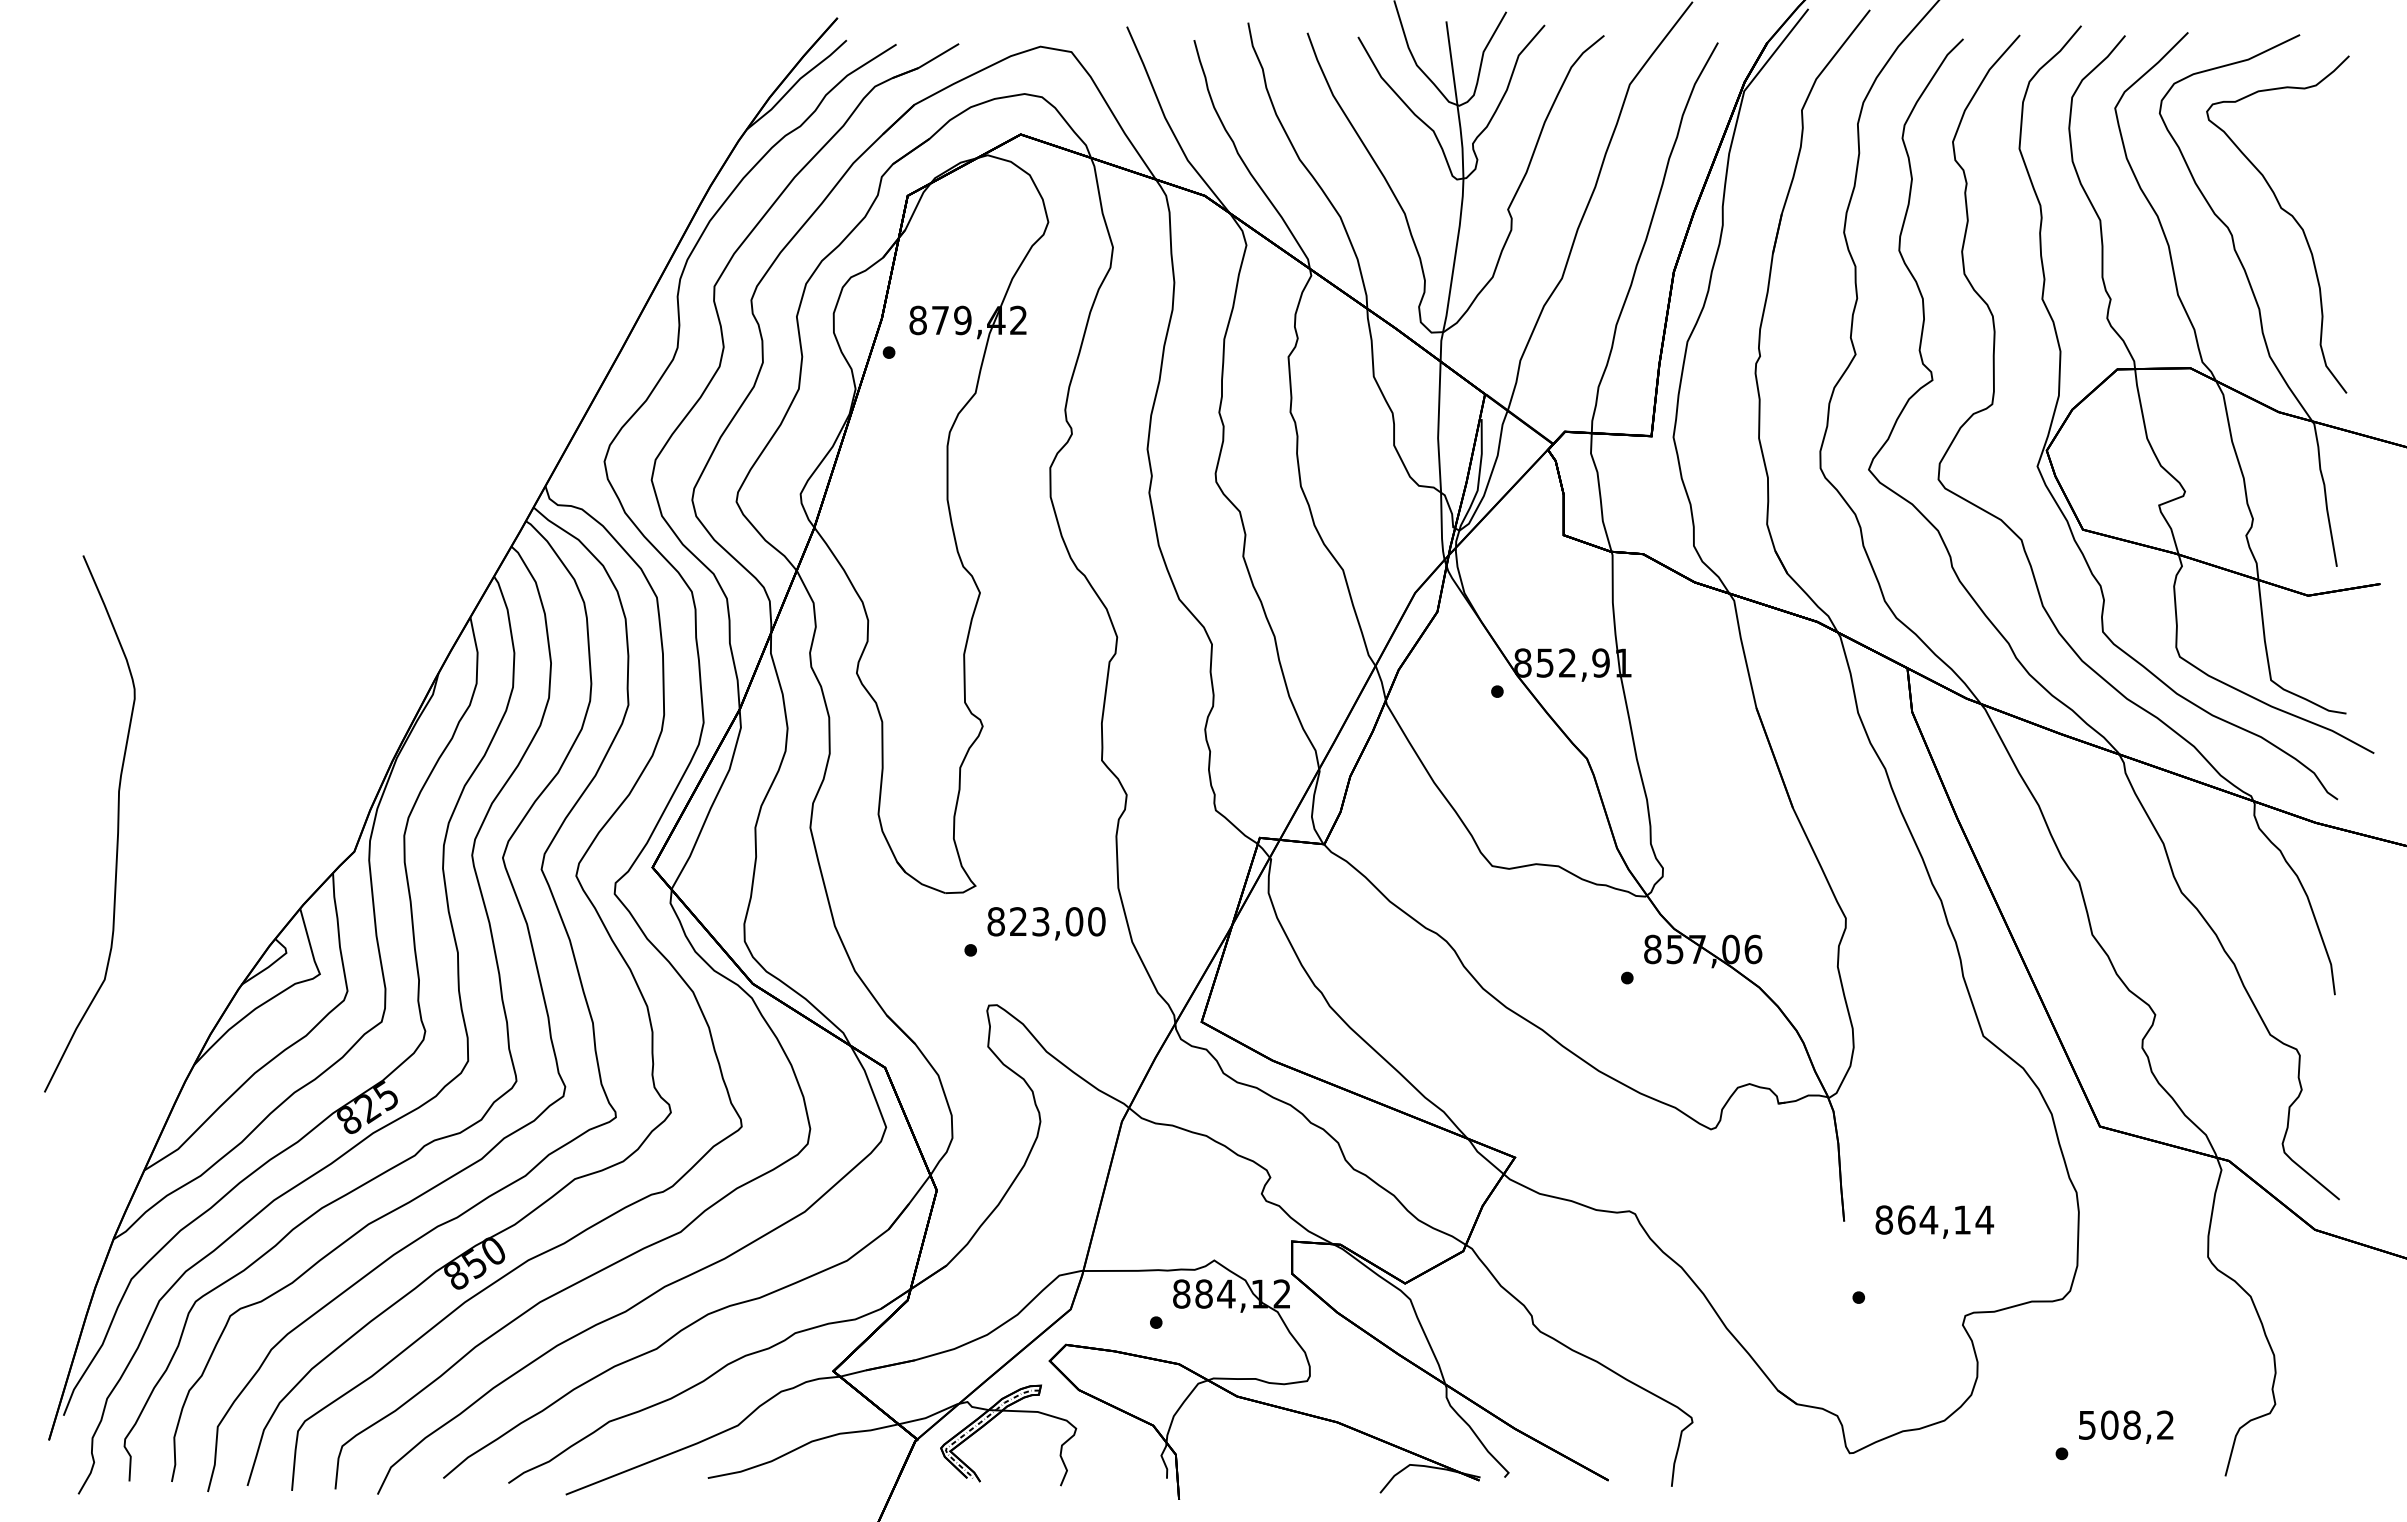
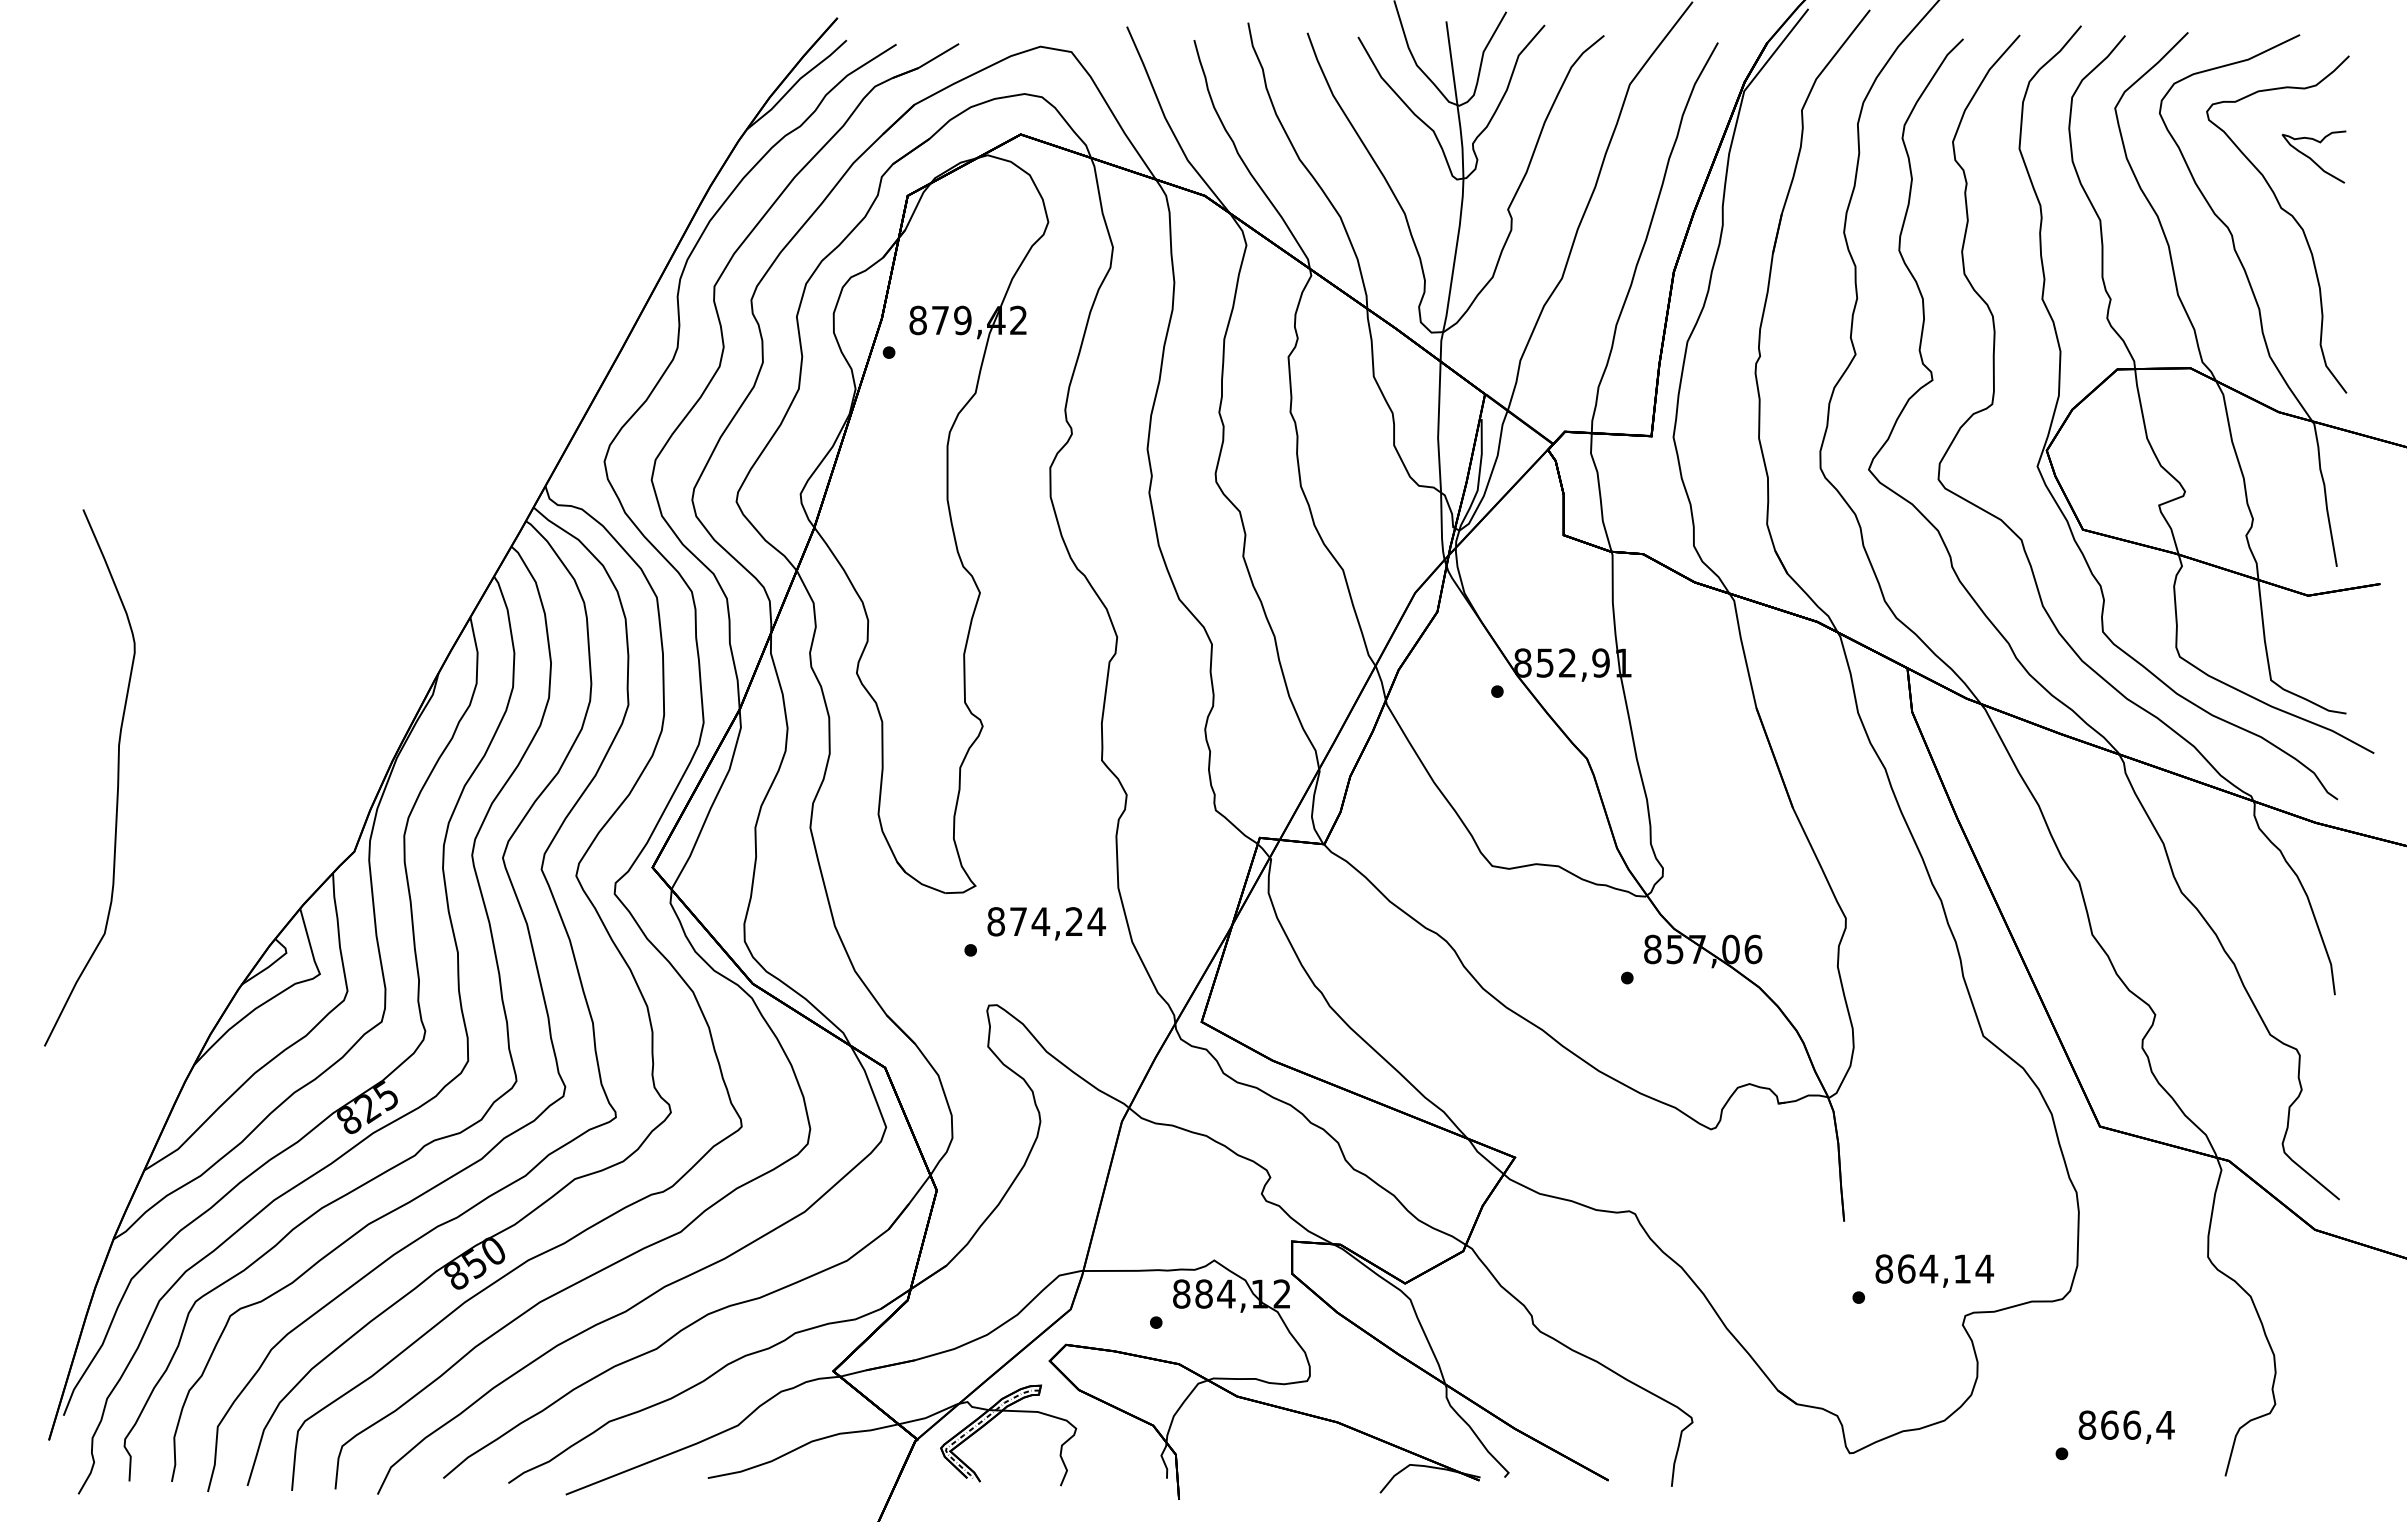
curve: none -> present (2311, 158)
curve position: (117, 823) -> (117, 777) (117, 777)
text: 823,00 -> 874,24 (1057, 921)
text position: (1934, 1221) -> (1934, 1270) (1934, 1270)
text: 508,2 -> 866,4 (2126, 1424)
